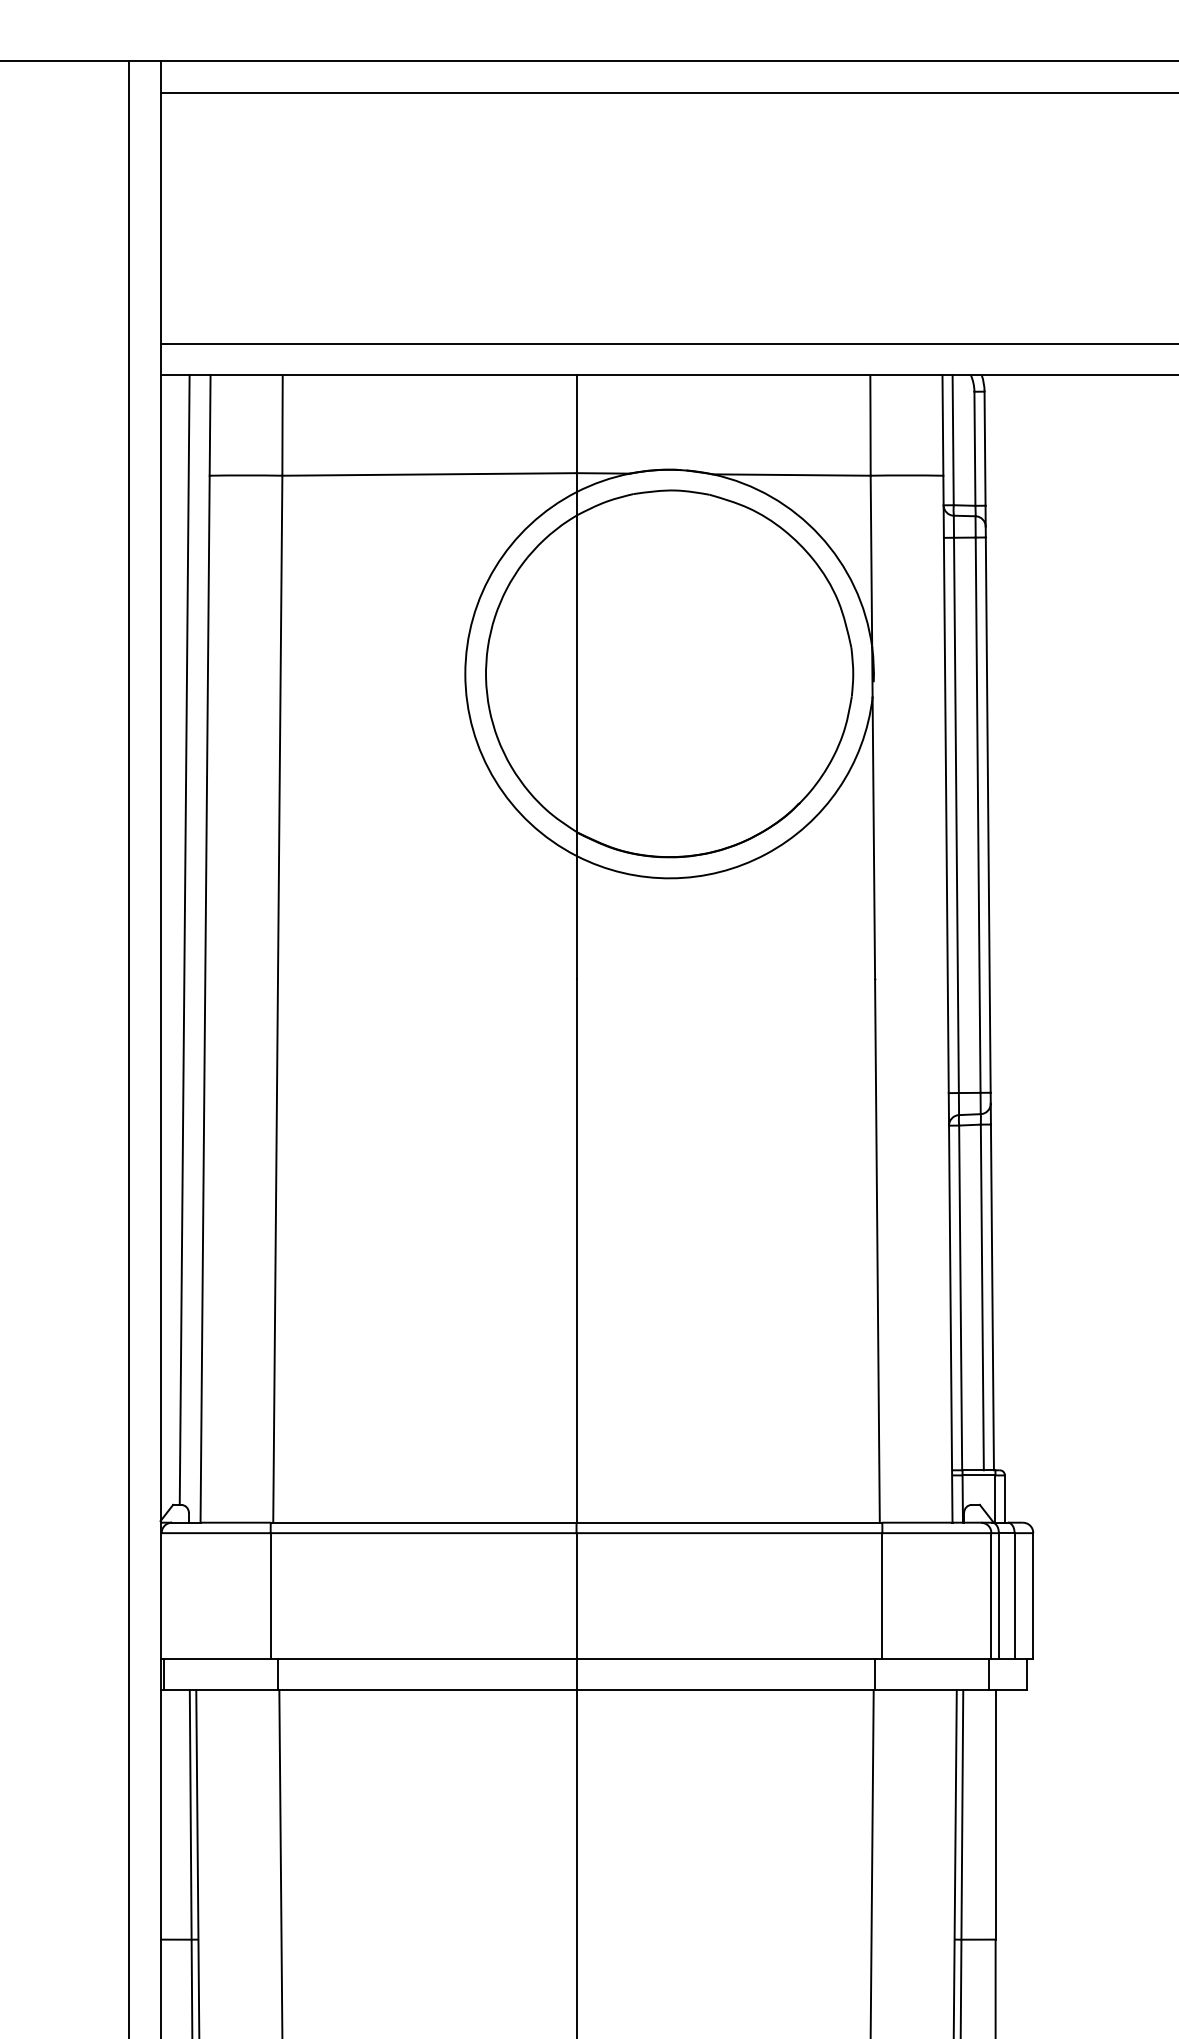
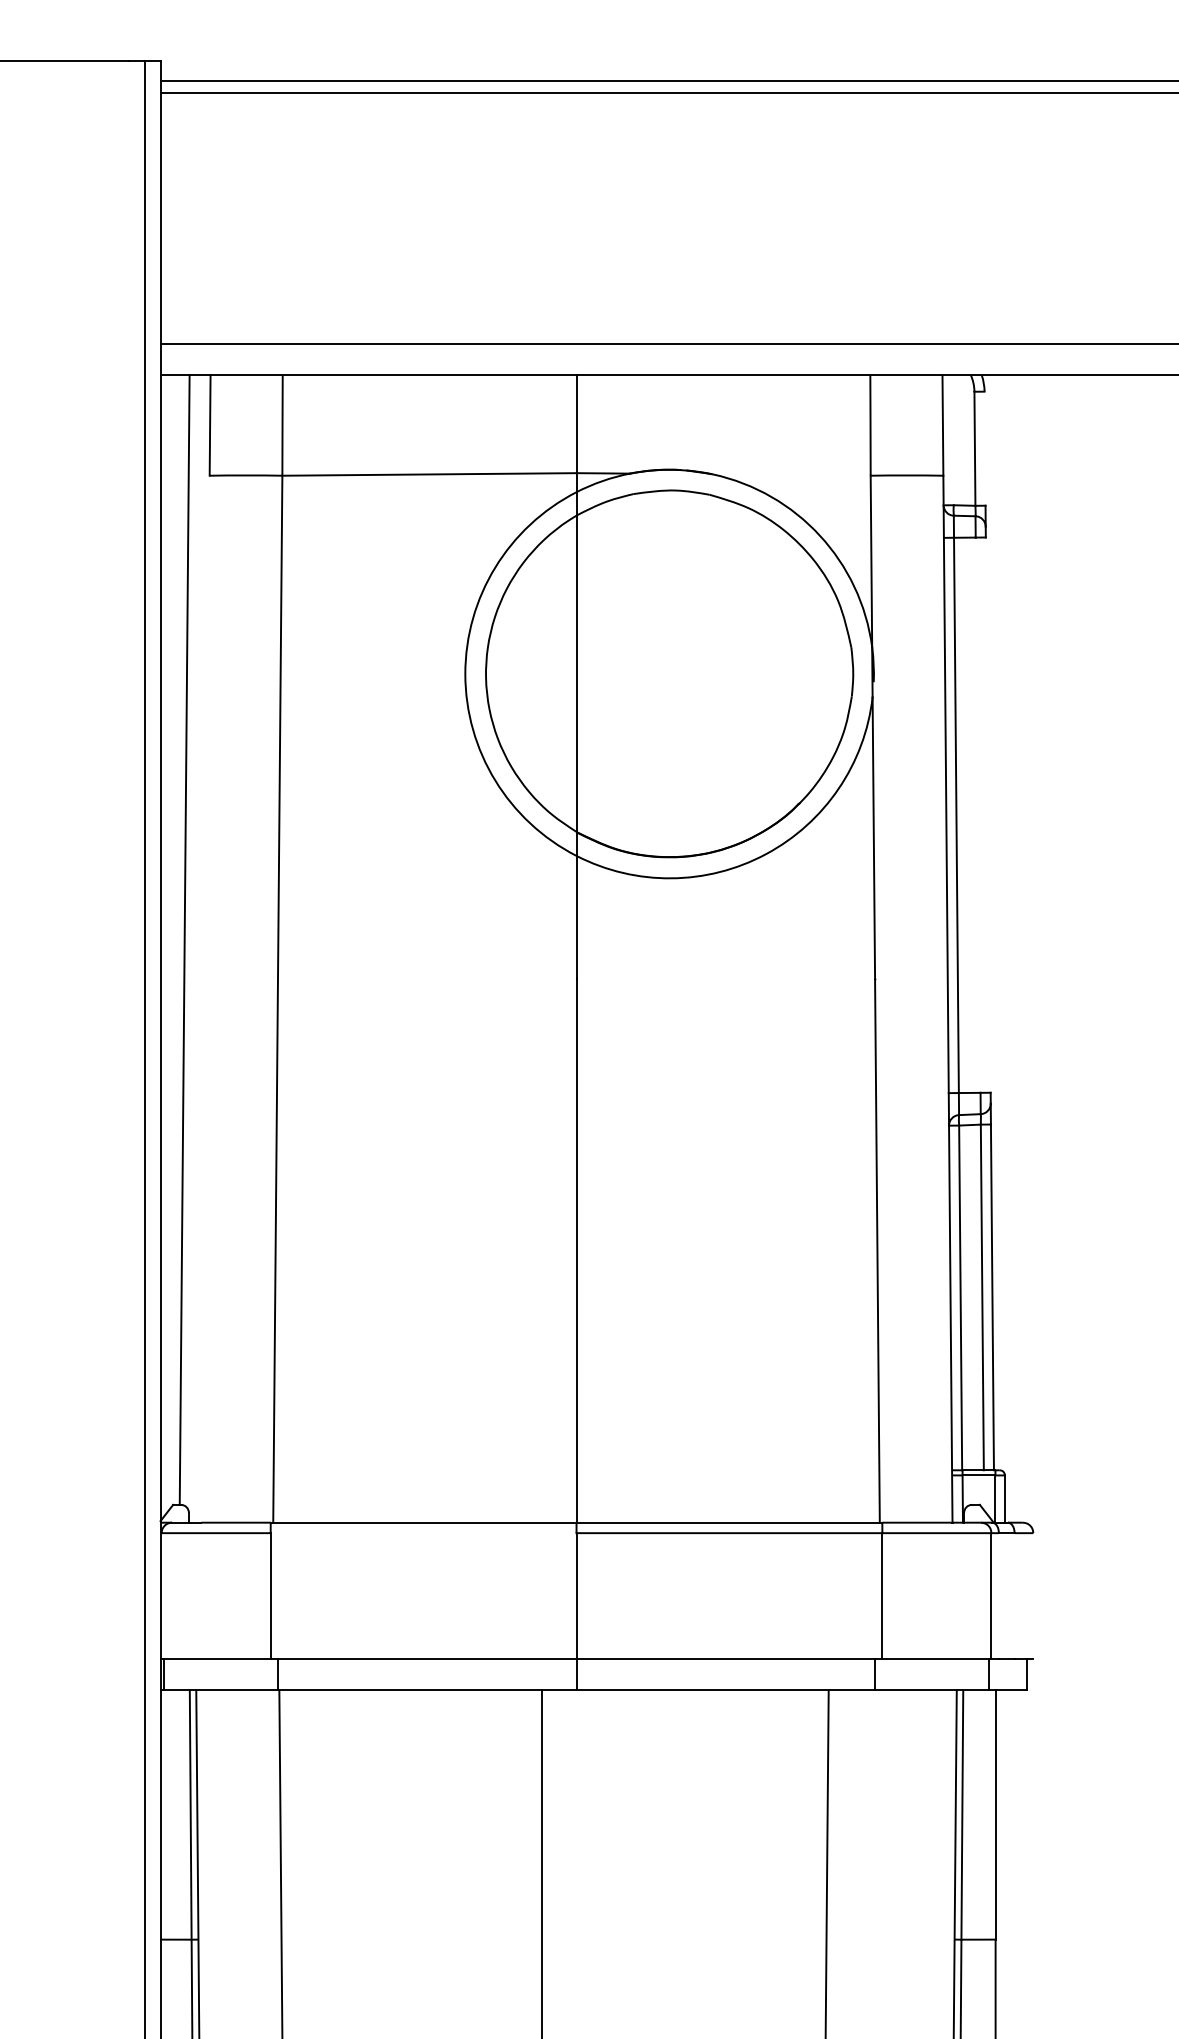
line position: (667, 61) -> (667, 81) (667, 81)
line: present -> none (952, 440)
line: present -> none (984, 448)
line: present -> none (791, 474)
line: present -> none (977, 814)
line: present -> none (987, 814)
line: present -> none (204, 998)
line position: (129, 1048) -> (145, 1048) (145, 1048)
line: present -> none (423, 1533)
line: present -> none (998, 1595)
line: present -> none (1014, 1595)
line: present -> none (1033, 1595)
line position: (576, 1862) -> (541, 1862) (541, 1862)
line position: (871, 1862) -> (826, 1862) (826, 1862)
